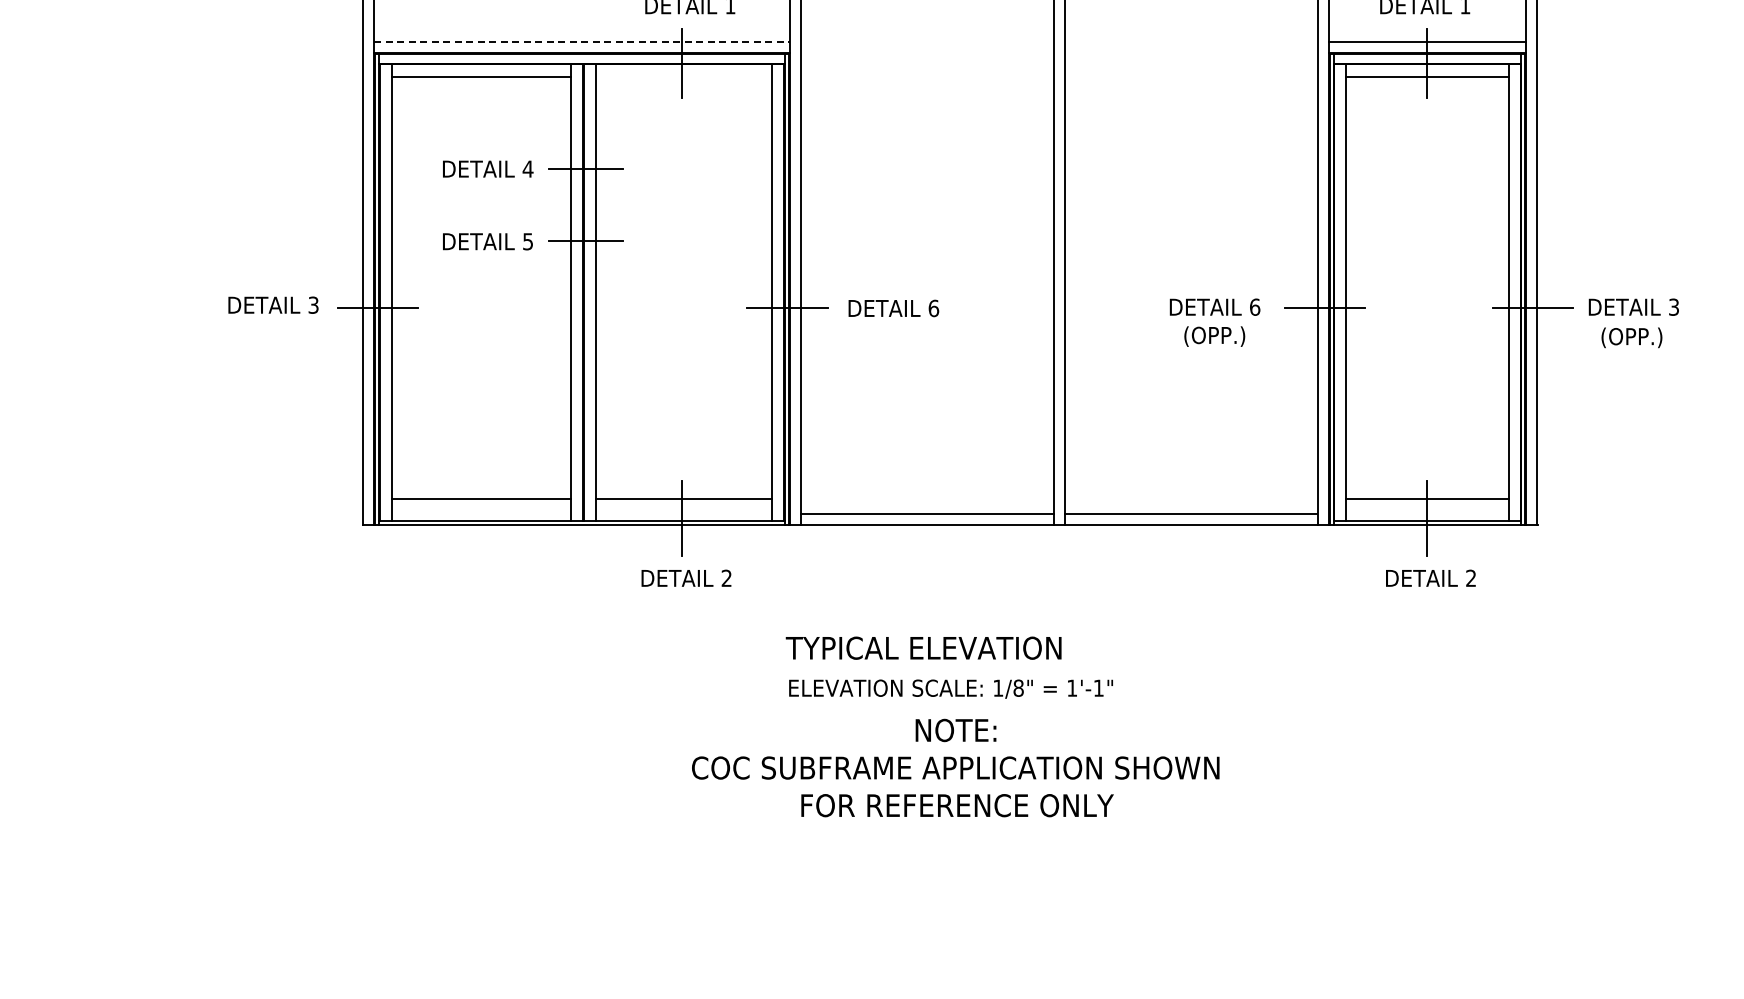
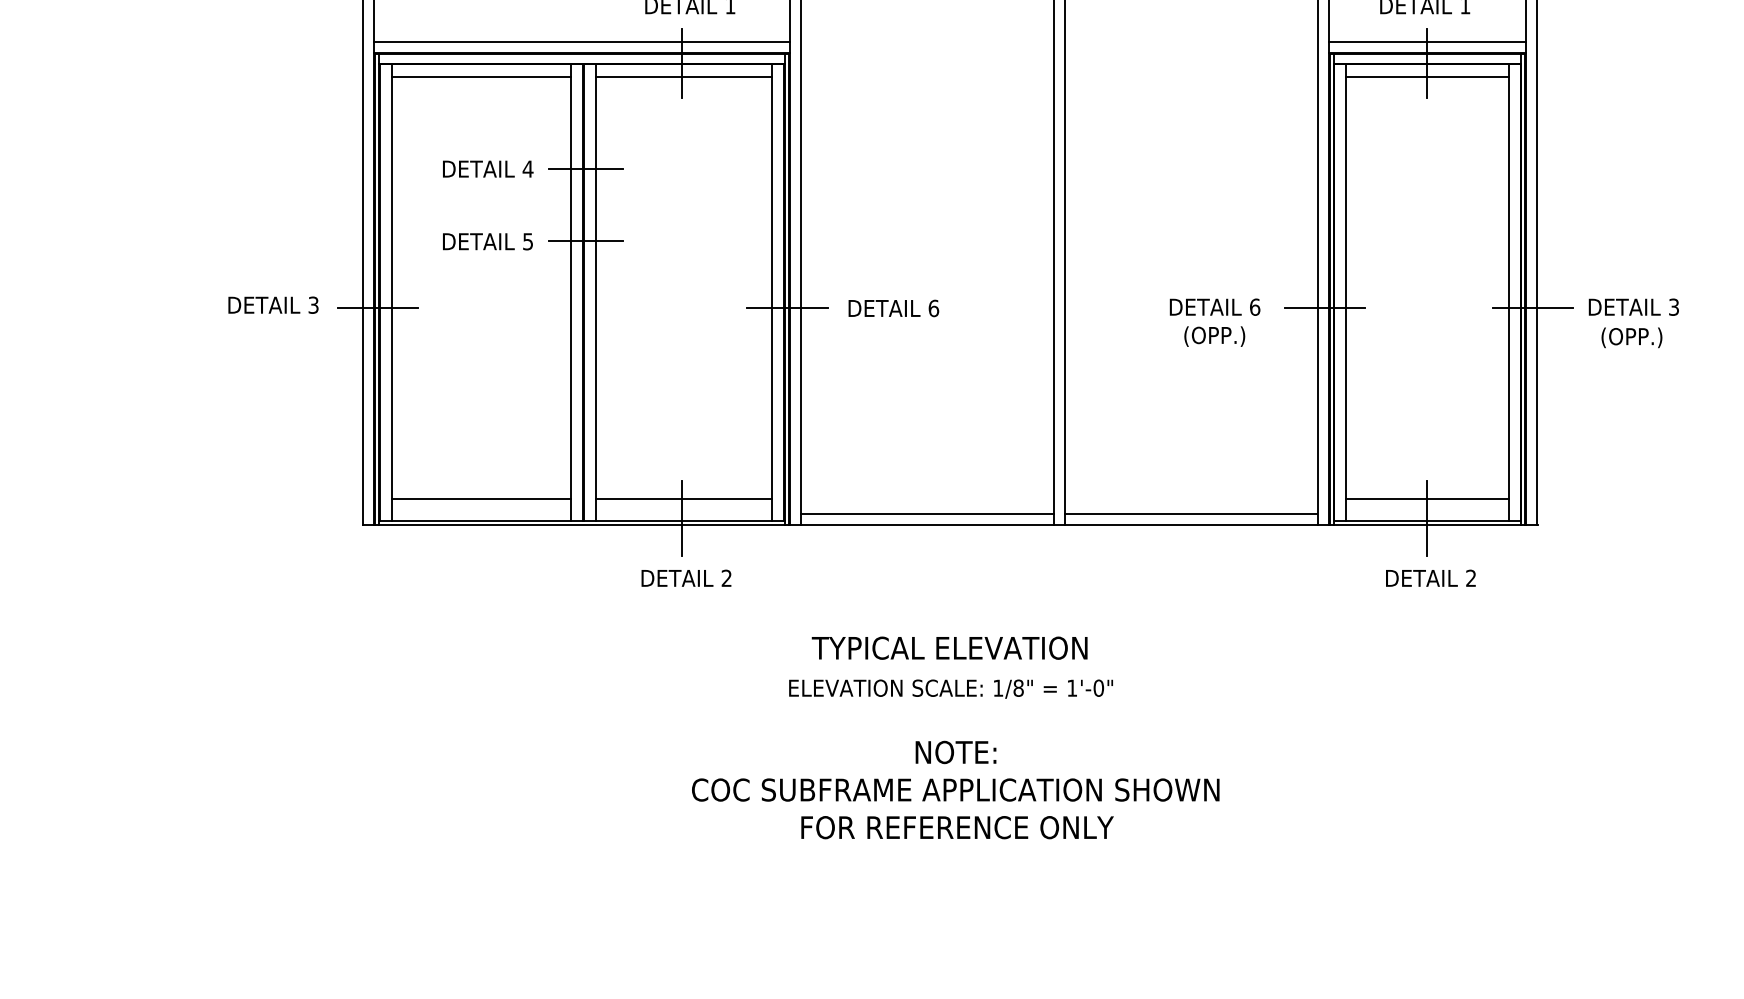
line: dashed -> solid (581, 41)
line: none -> present (683, 76)
text position: (923, 647) -> (949, 647) (949, 647)
text: 1'-1" -> 1'-0" (1098, 687)
text position: (955, 767) -> (955, 789) (955, 789)
